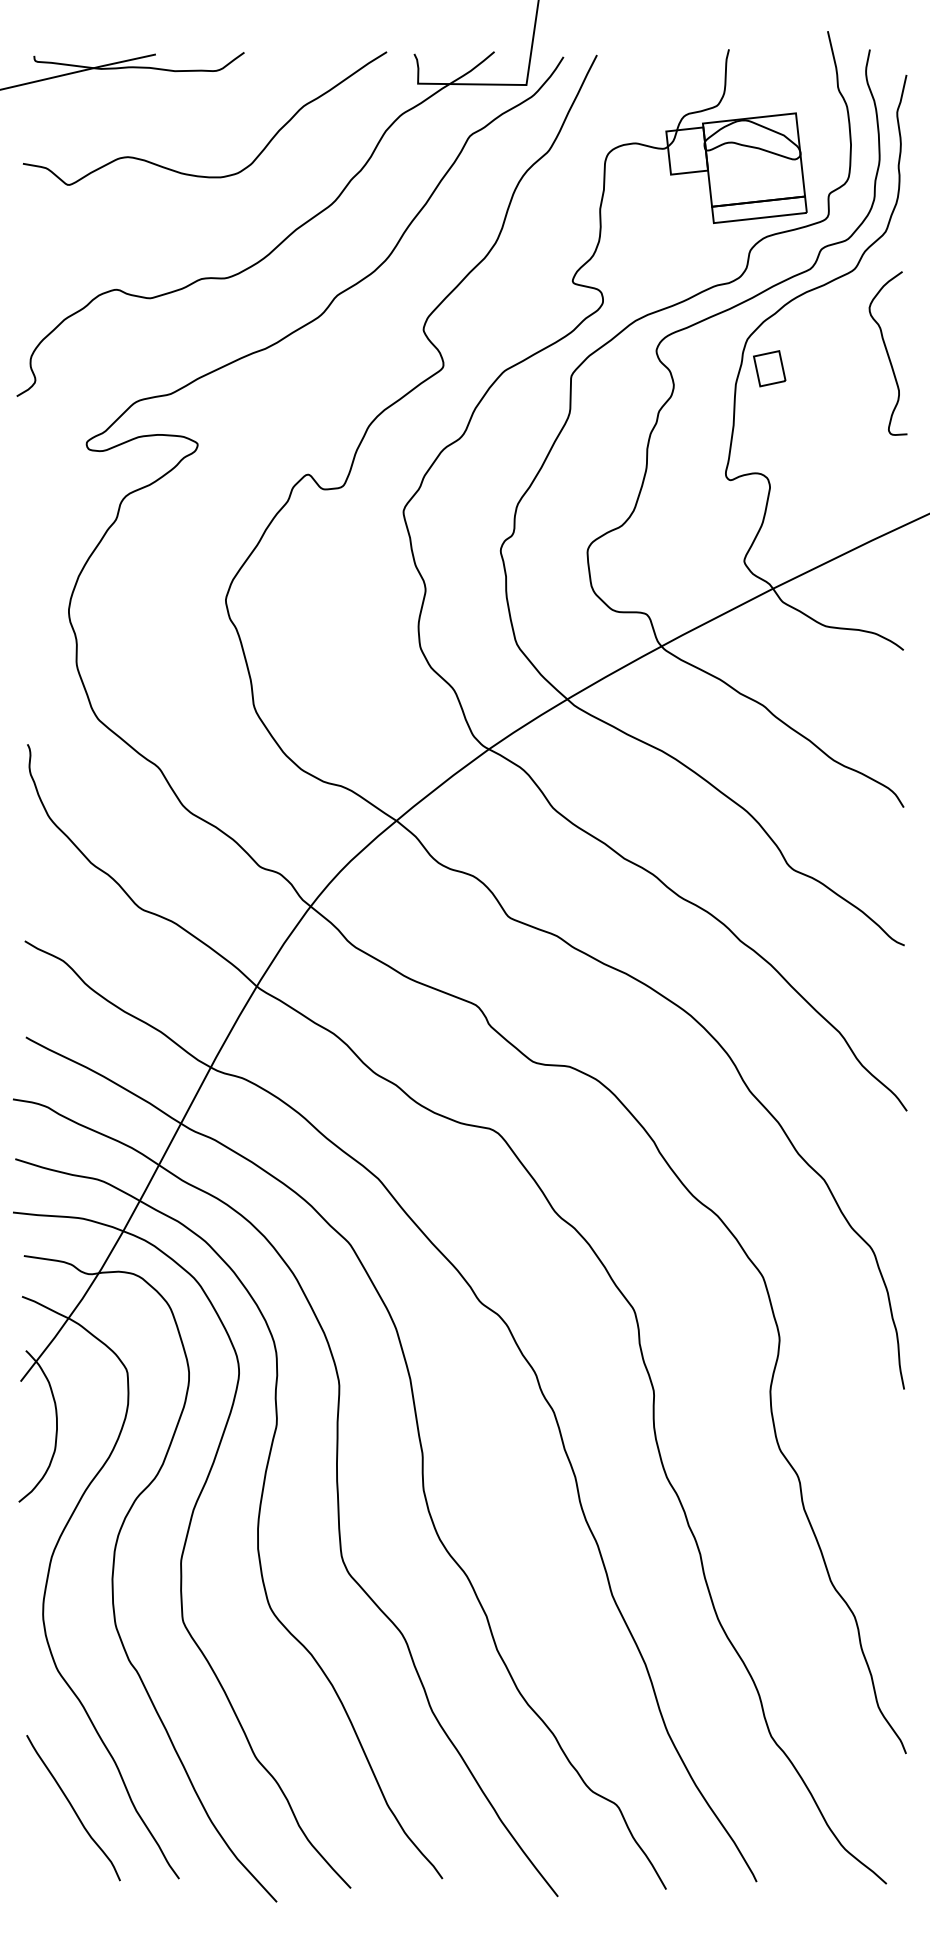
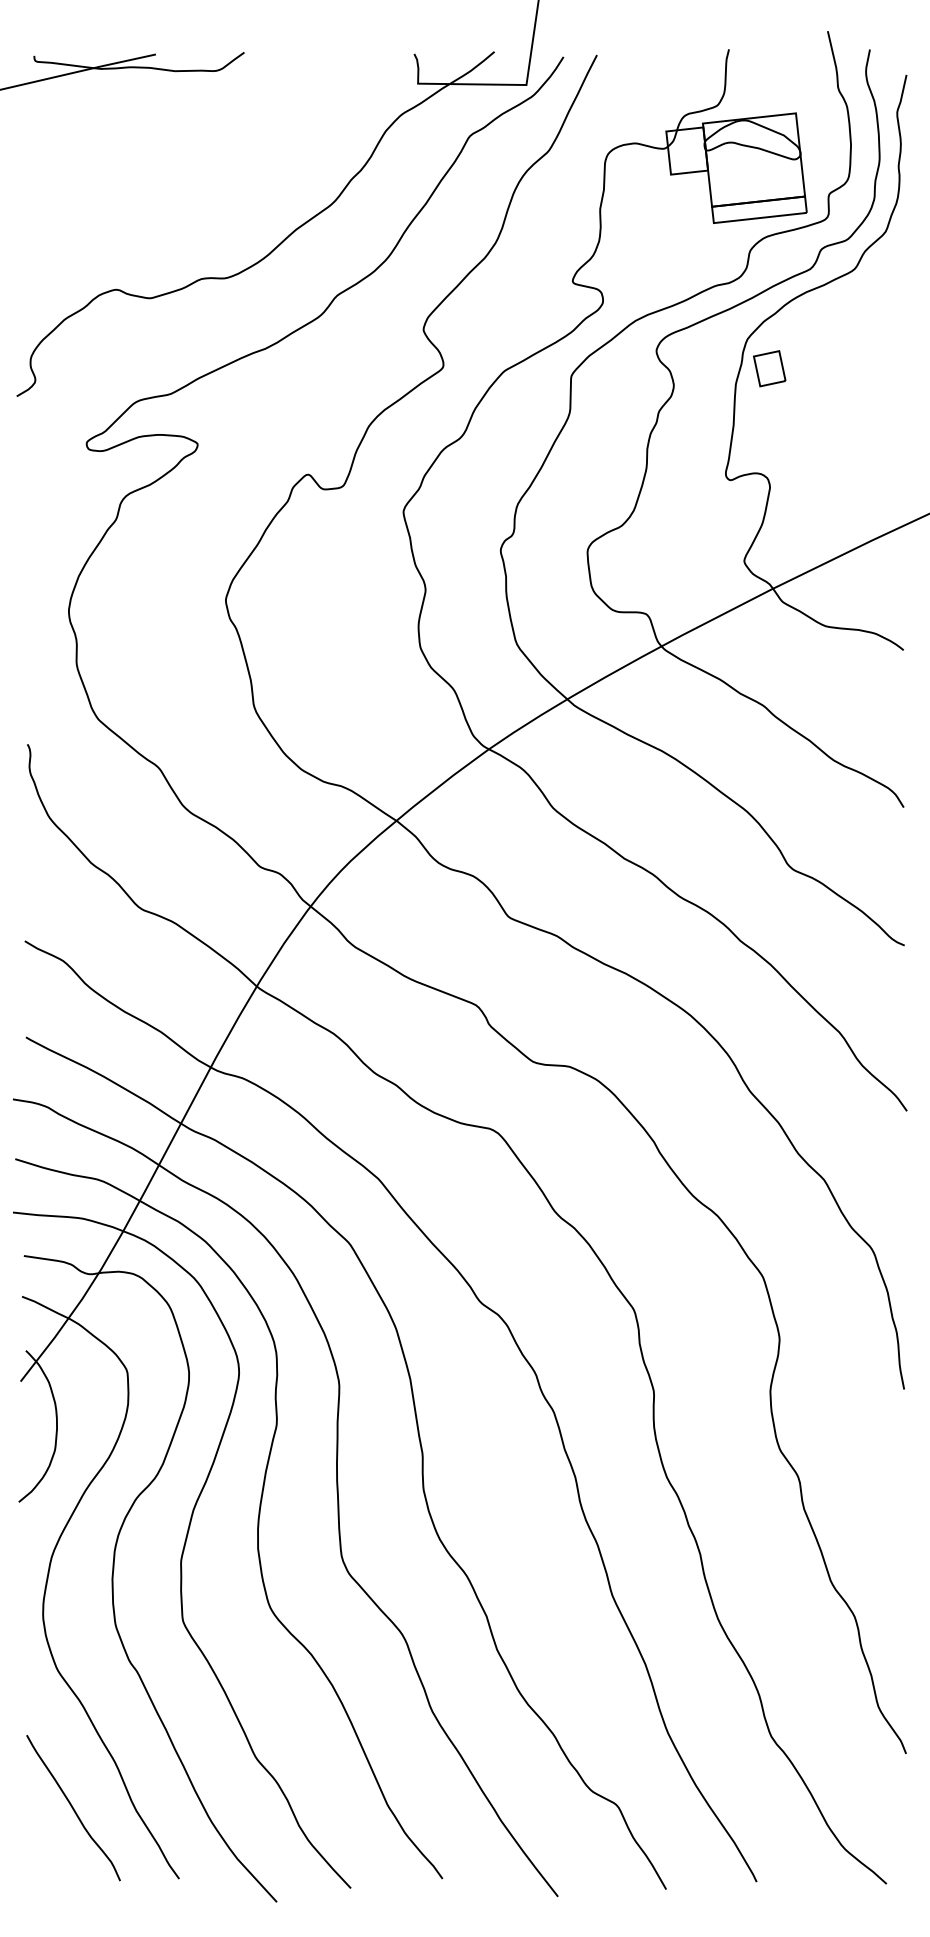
curve: present -> none (194, 174)
curve: present -> none (887, 353)
